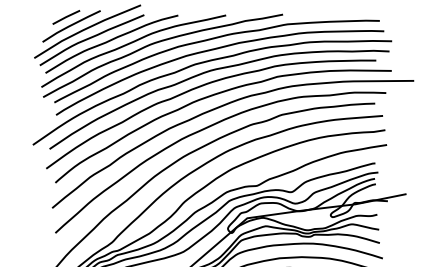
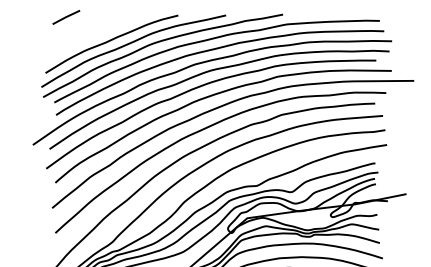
part: present -> none (89, 35)
